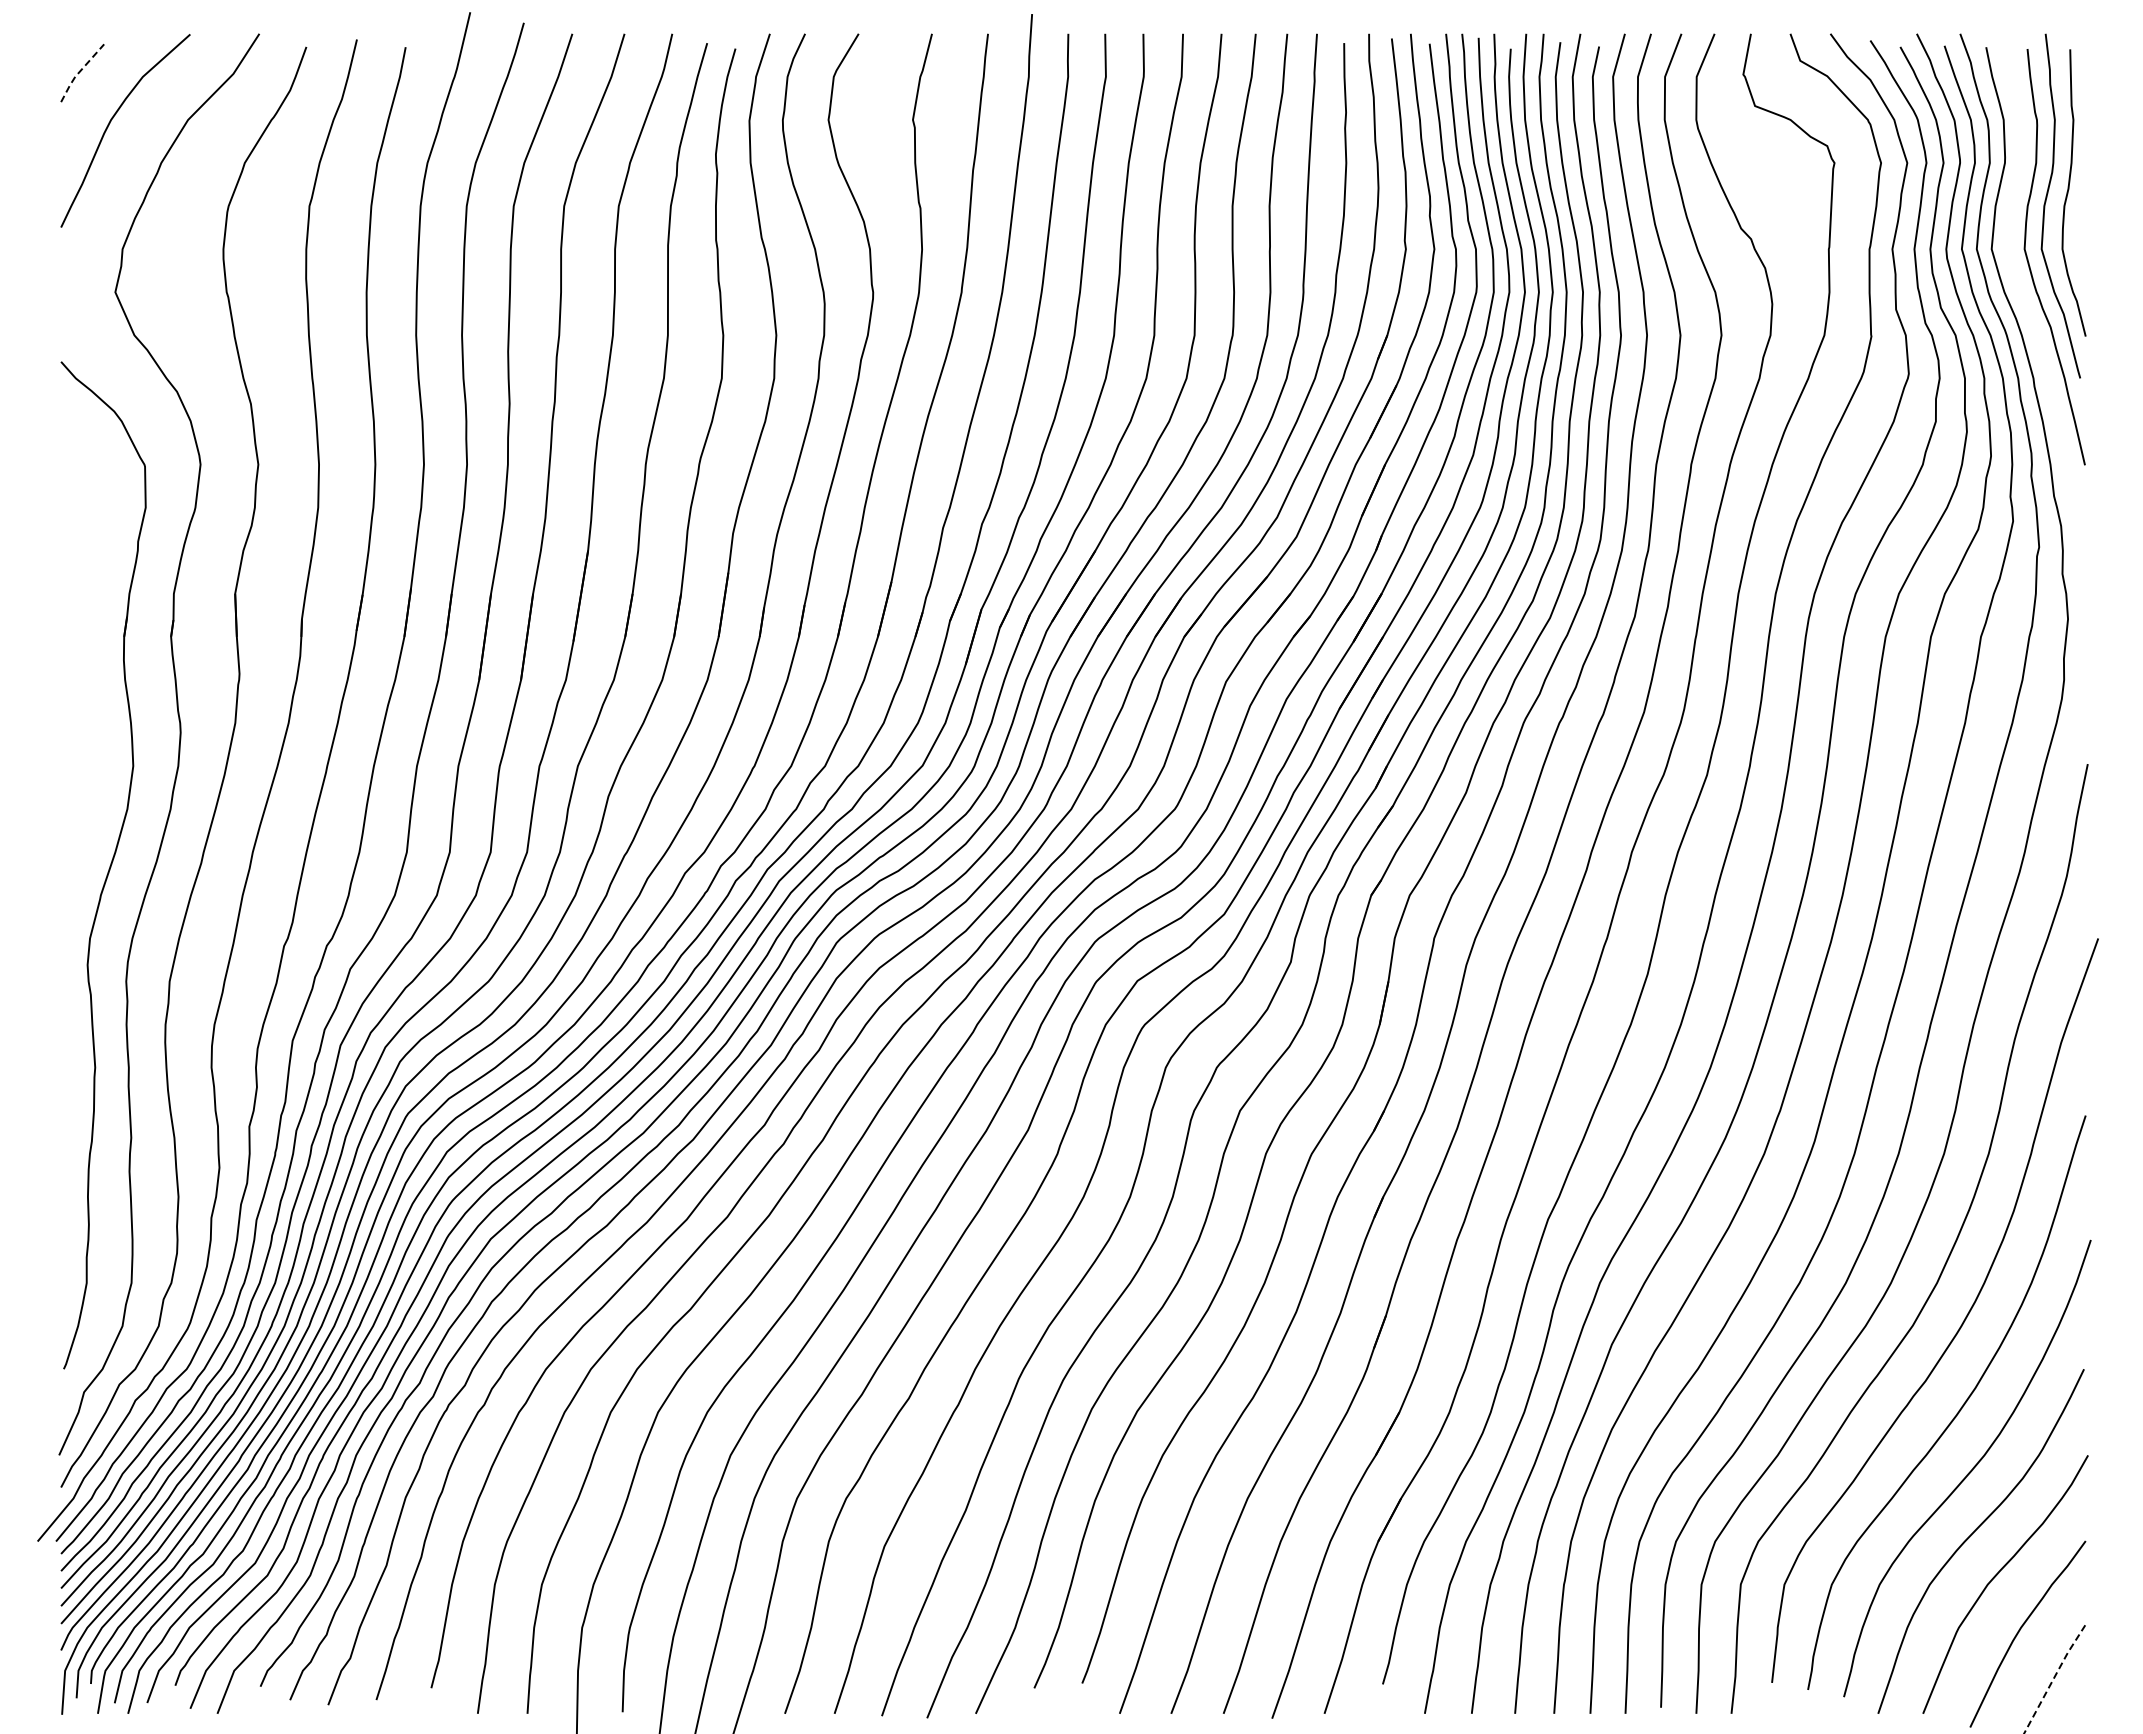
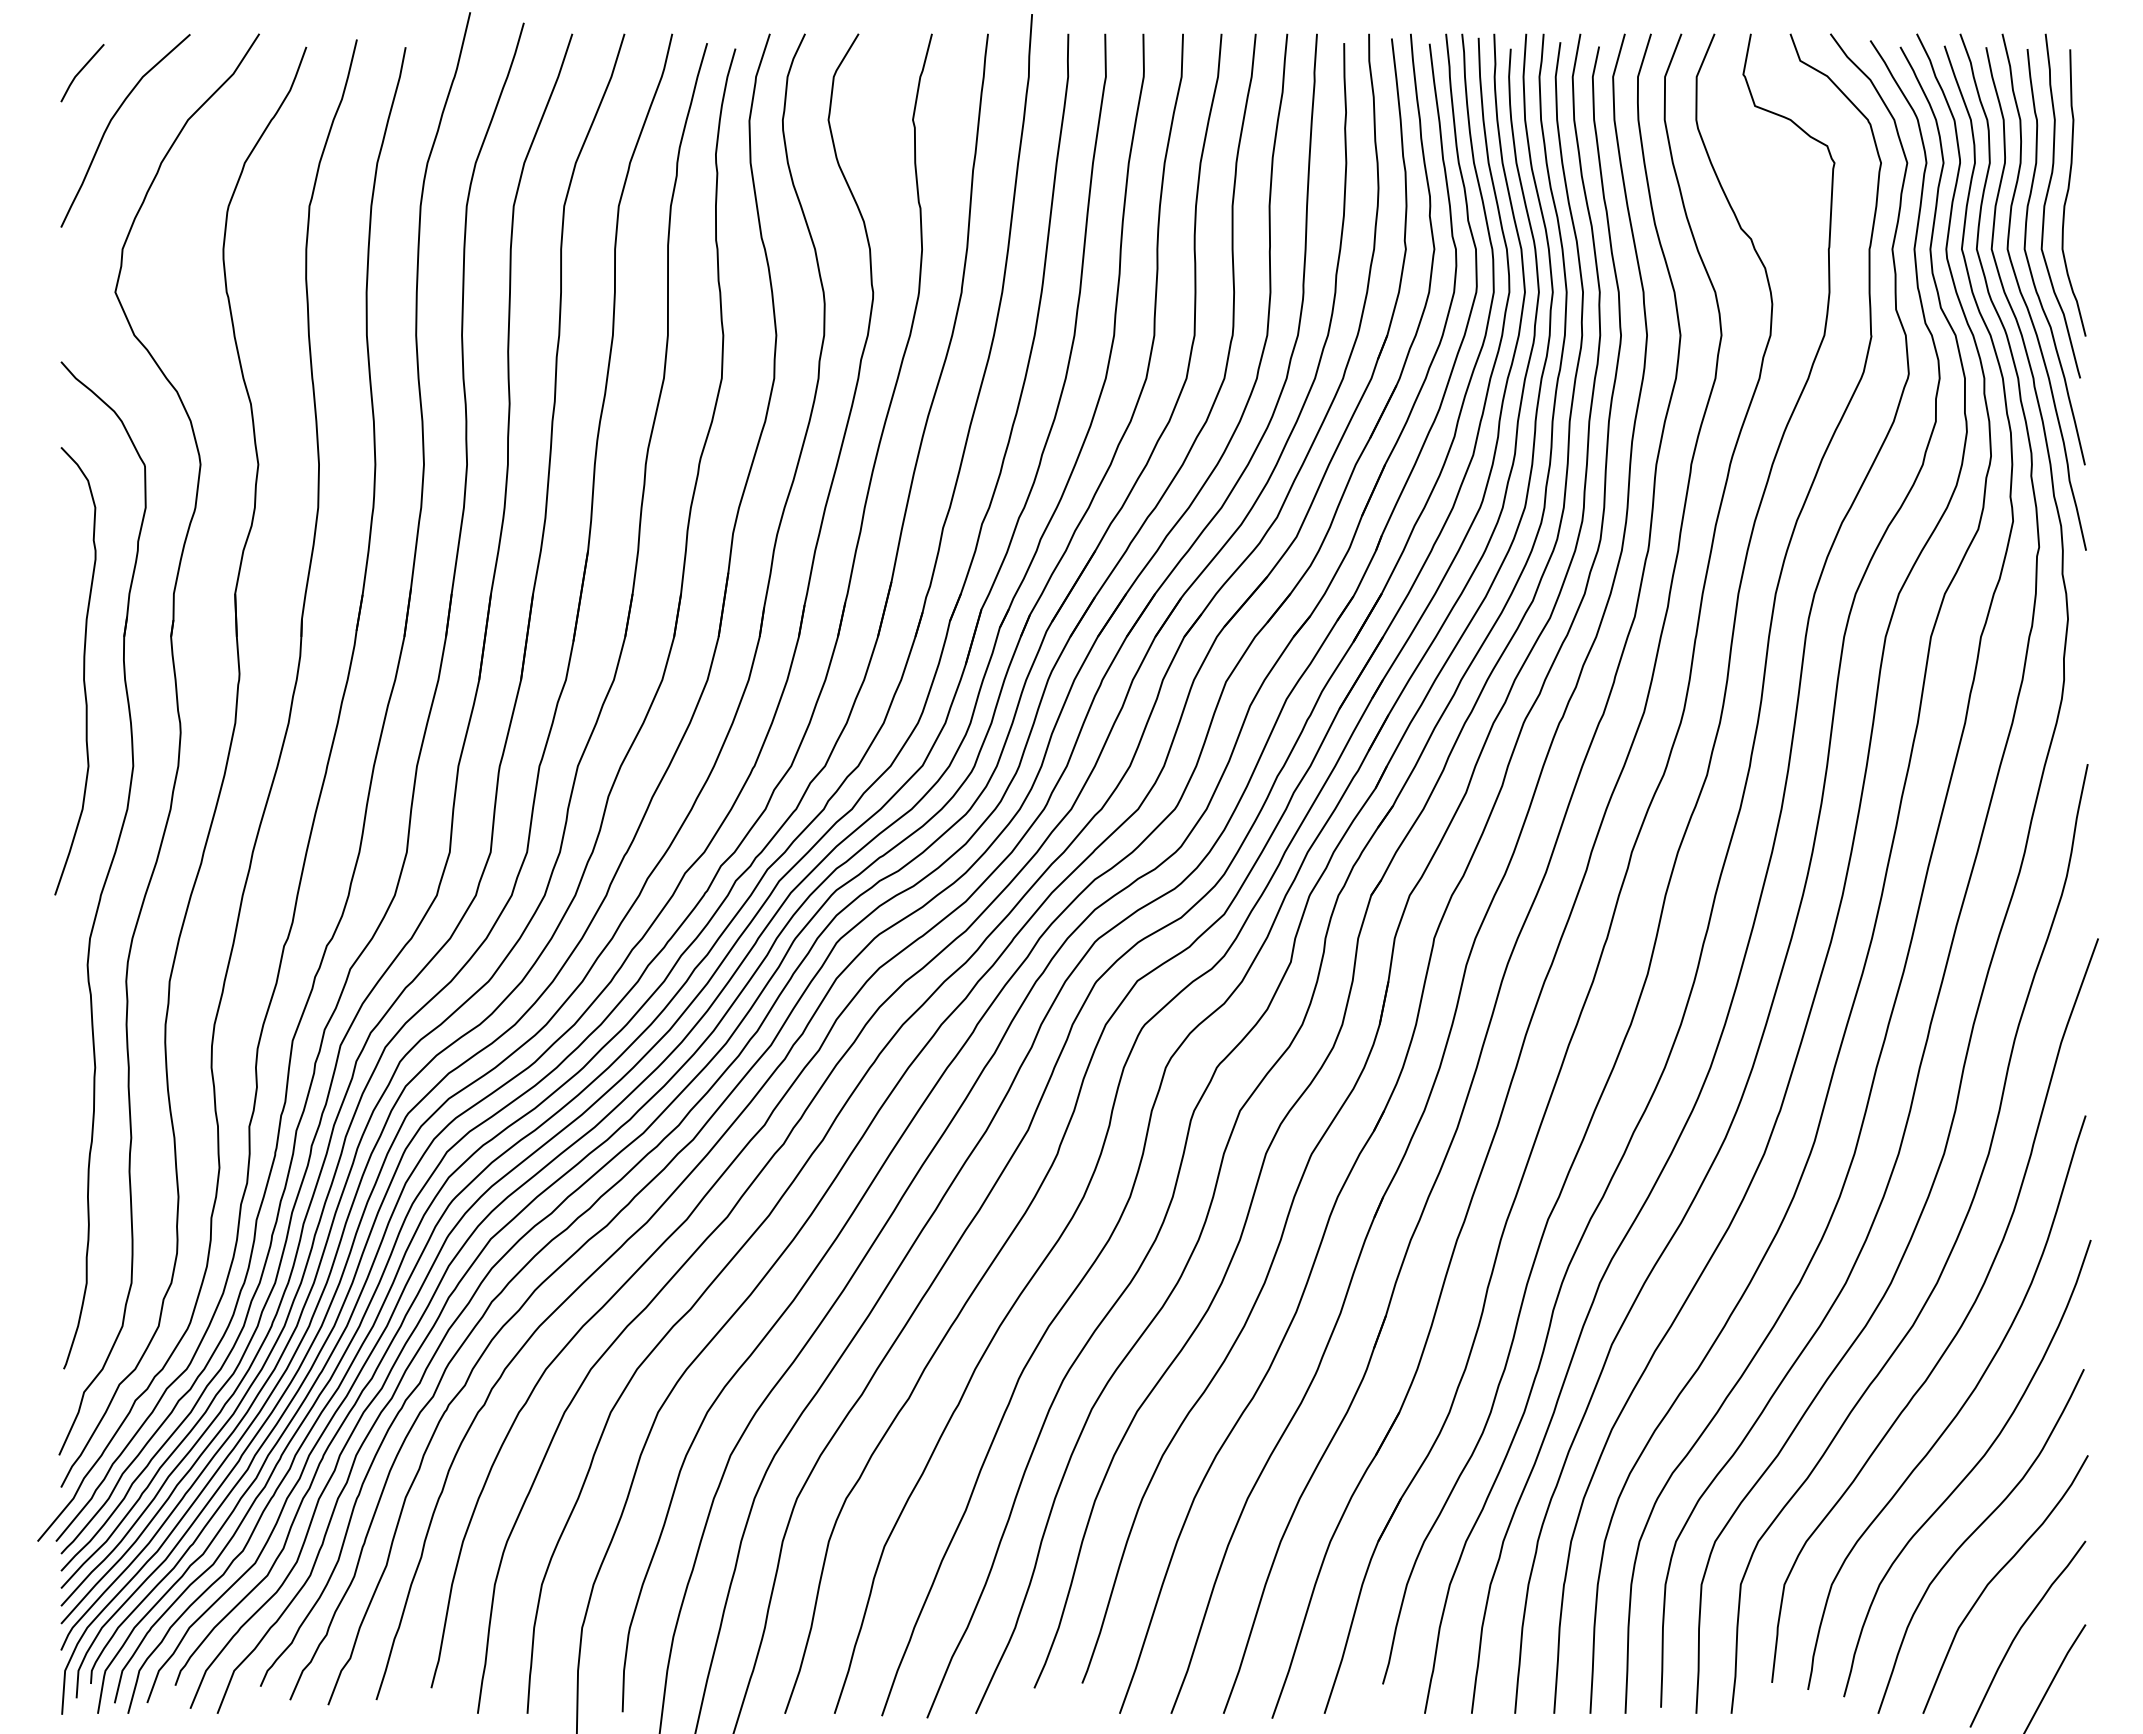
line: dashed -> solid (79, 72)
curve: none -> present (2025, 300)
curve: none -> present (83, 671)
line: dashed -> solid (2054, 1676)
